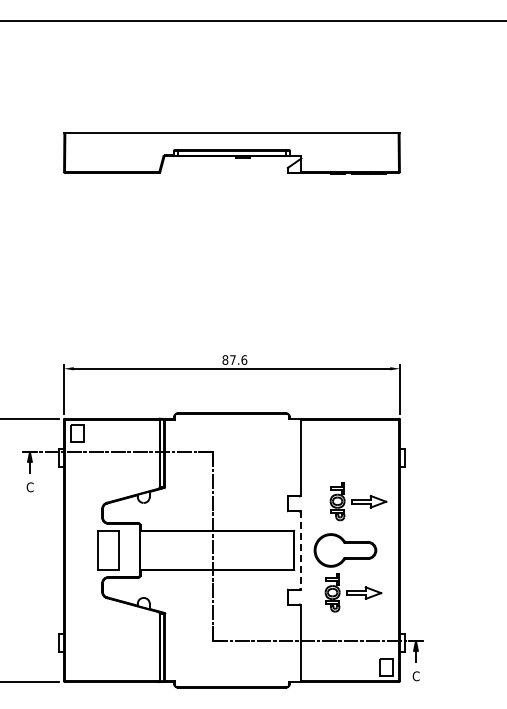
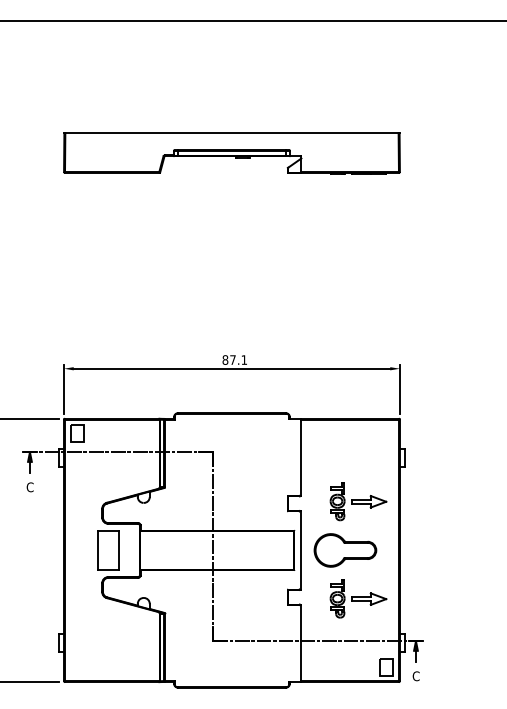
text: 87.6 -> 87.1 (244, 359)
line: dashed -> solid (301, 550)
part position: (353, 592) -> (358, 598) (358, 598)
